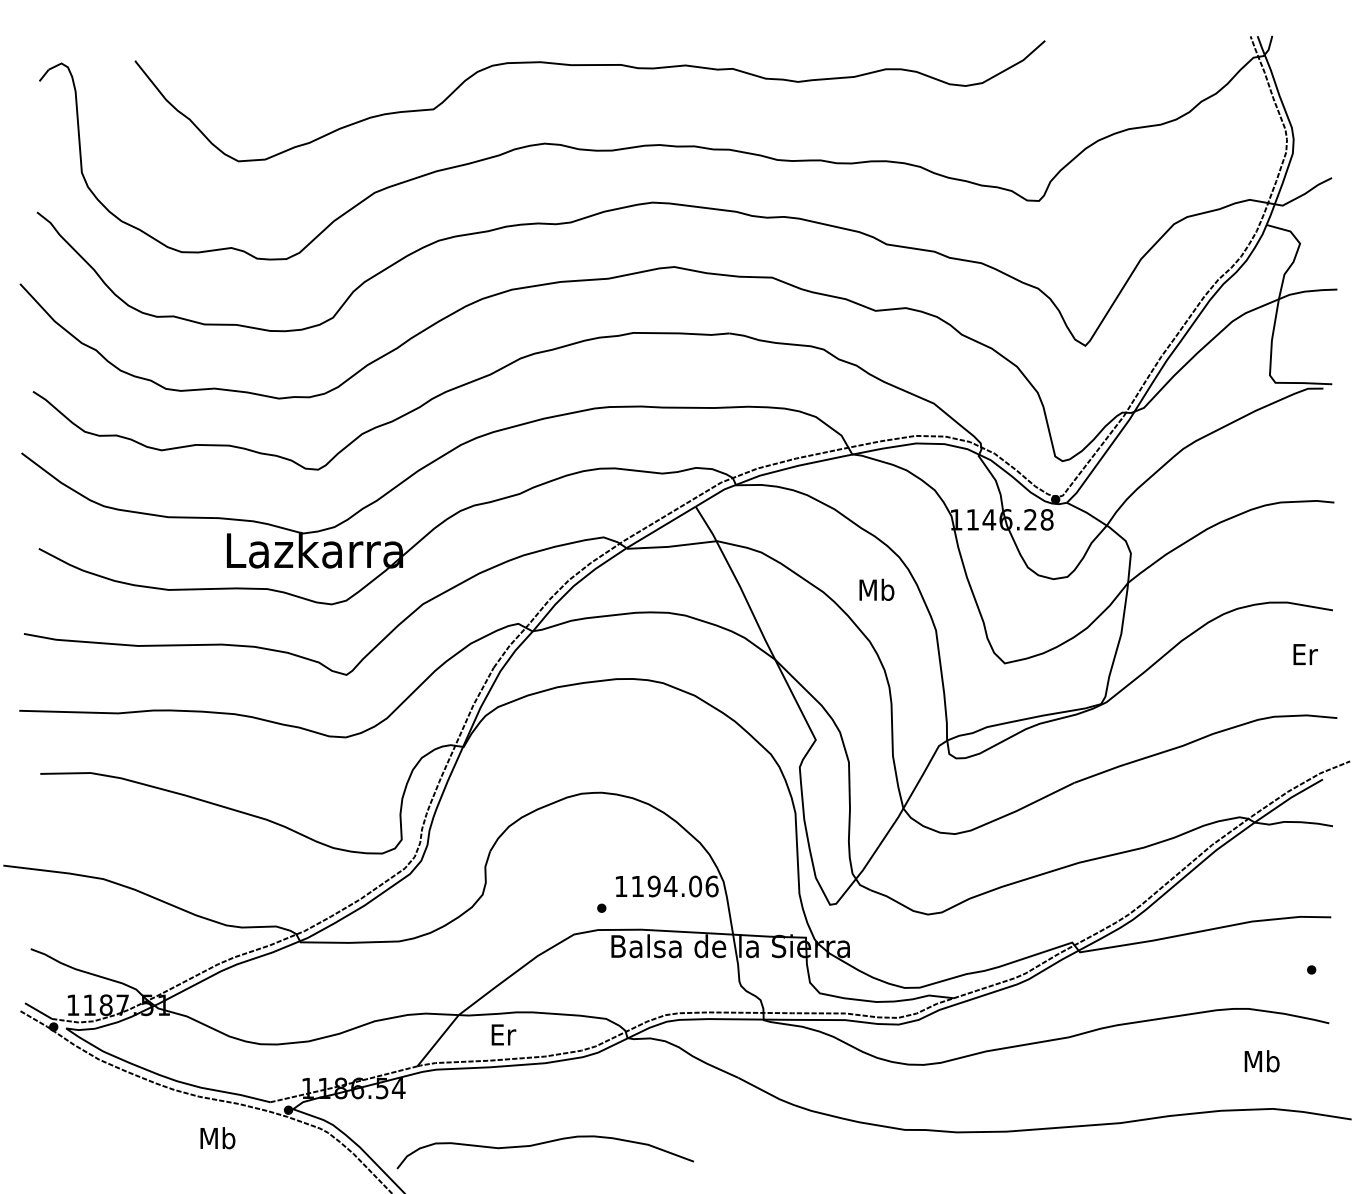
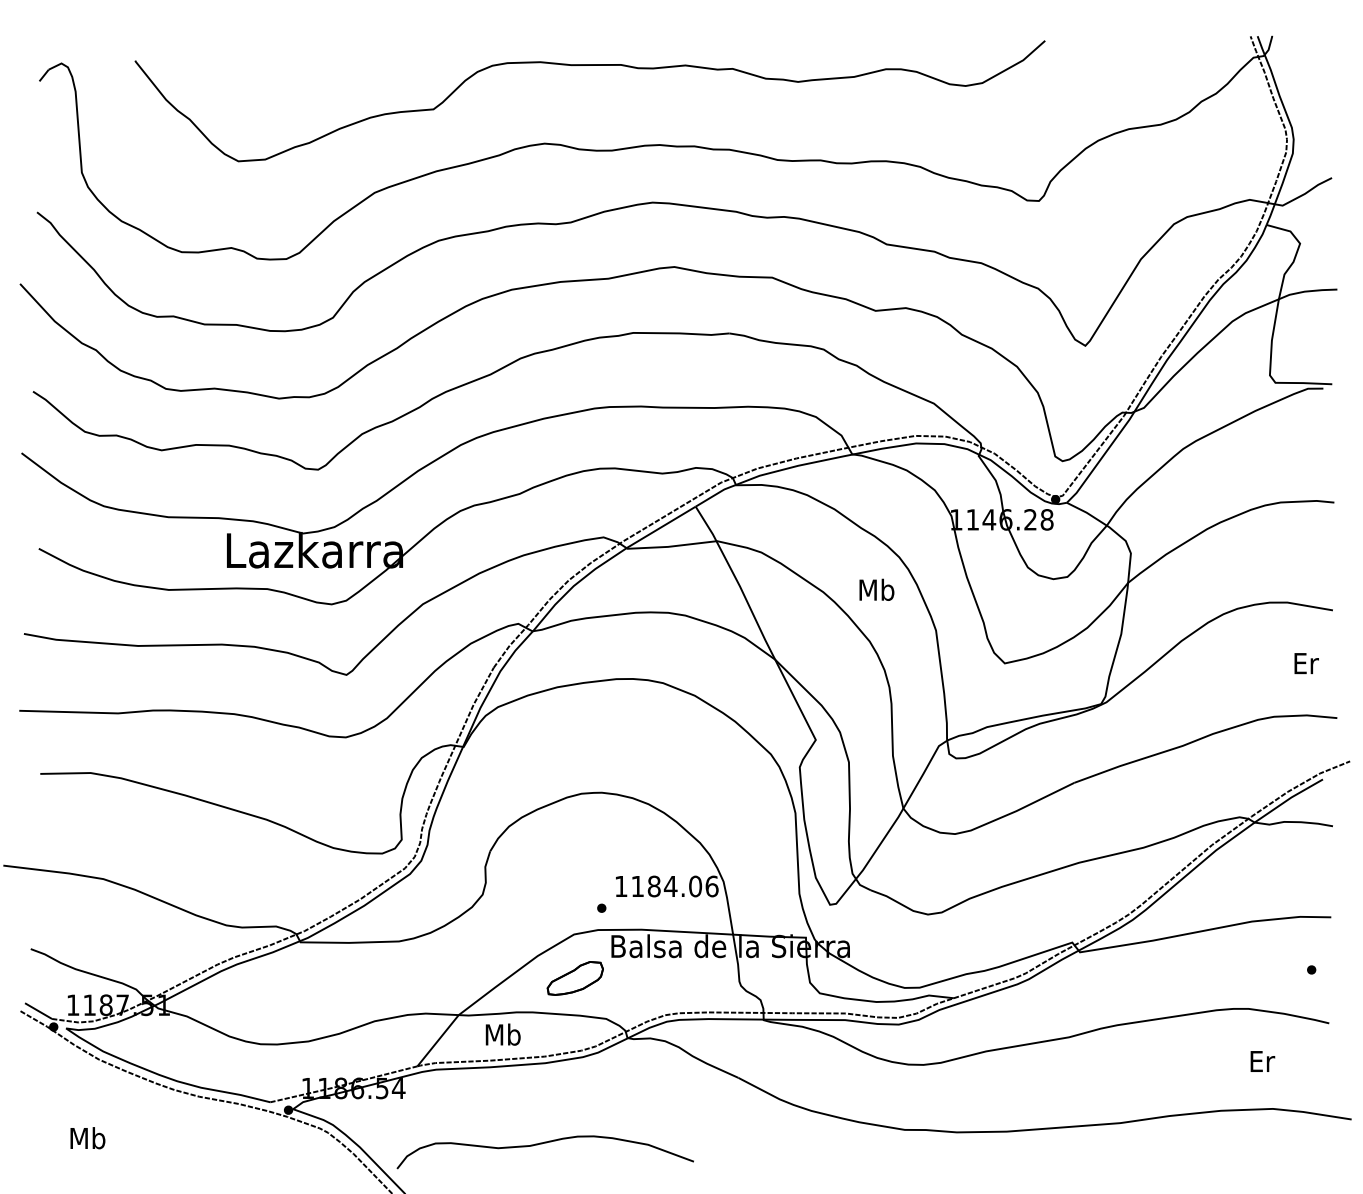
text position: (1305, 654) -> (1306, 663) (1306, 663)
text: 1194.06 -> 1184.06 (653, 886)
part: none -> present (574, 978)
text: Er -> Mb (502, 1034)
text: Mb -> Er (1261, 1061)
text position: (217, 1138) -> (87, 1138) (87, 1138)
